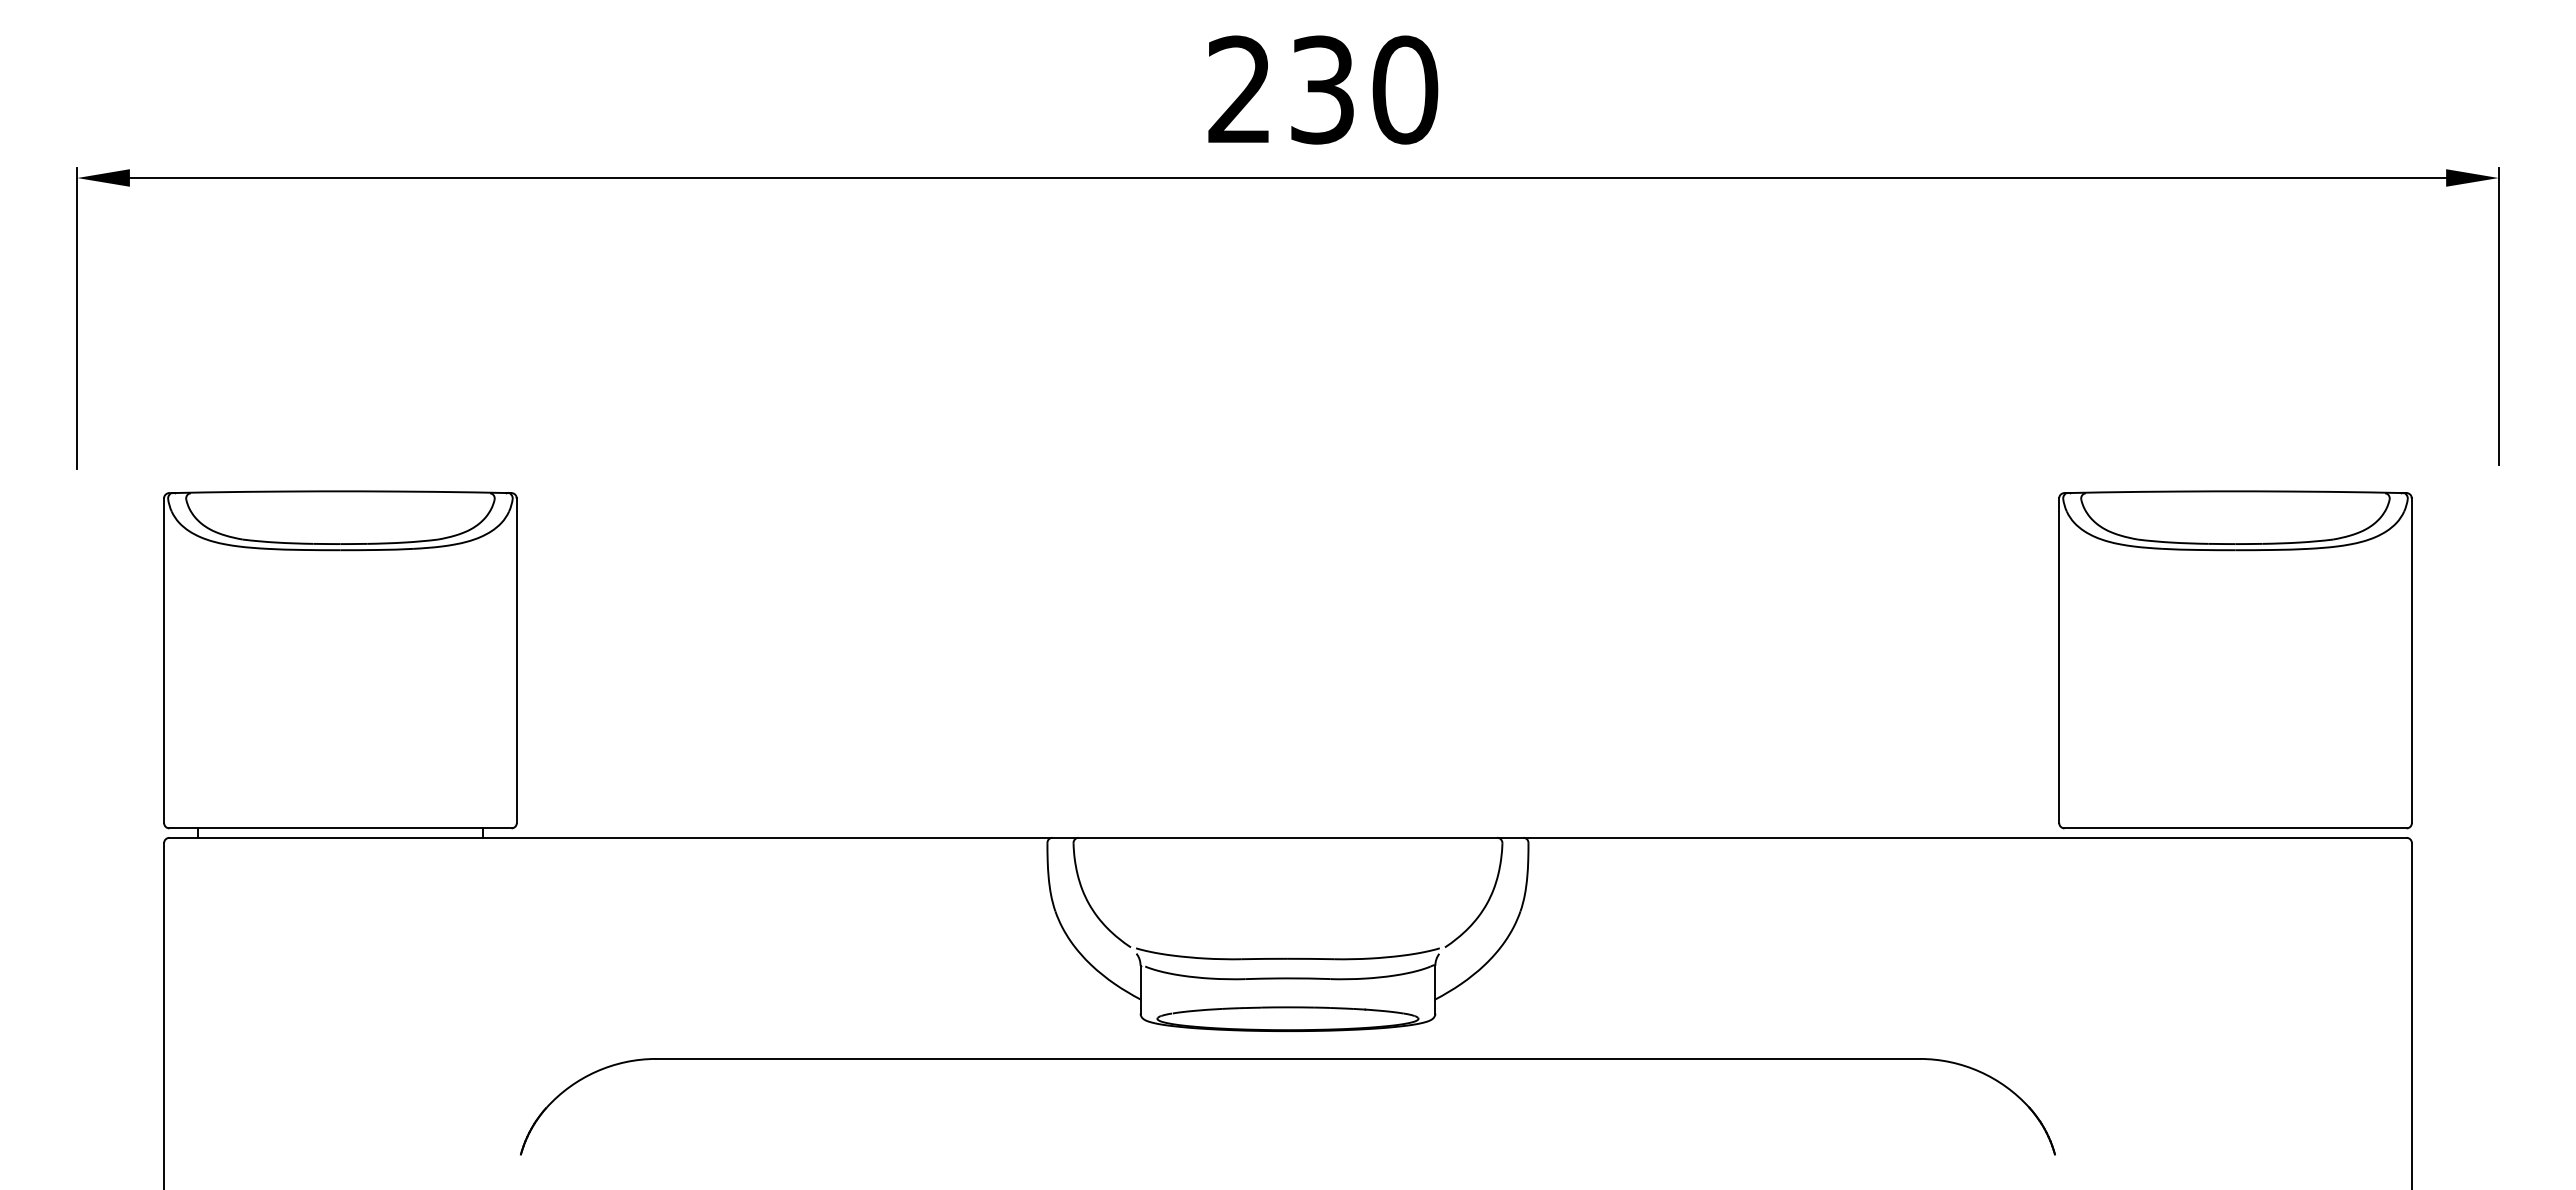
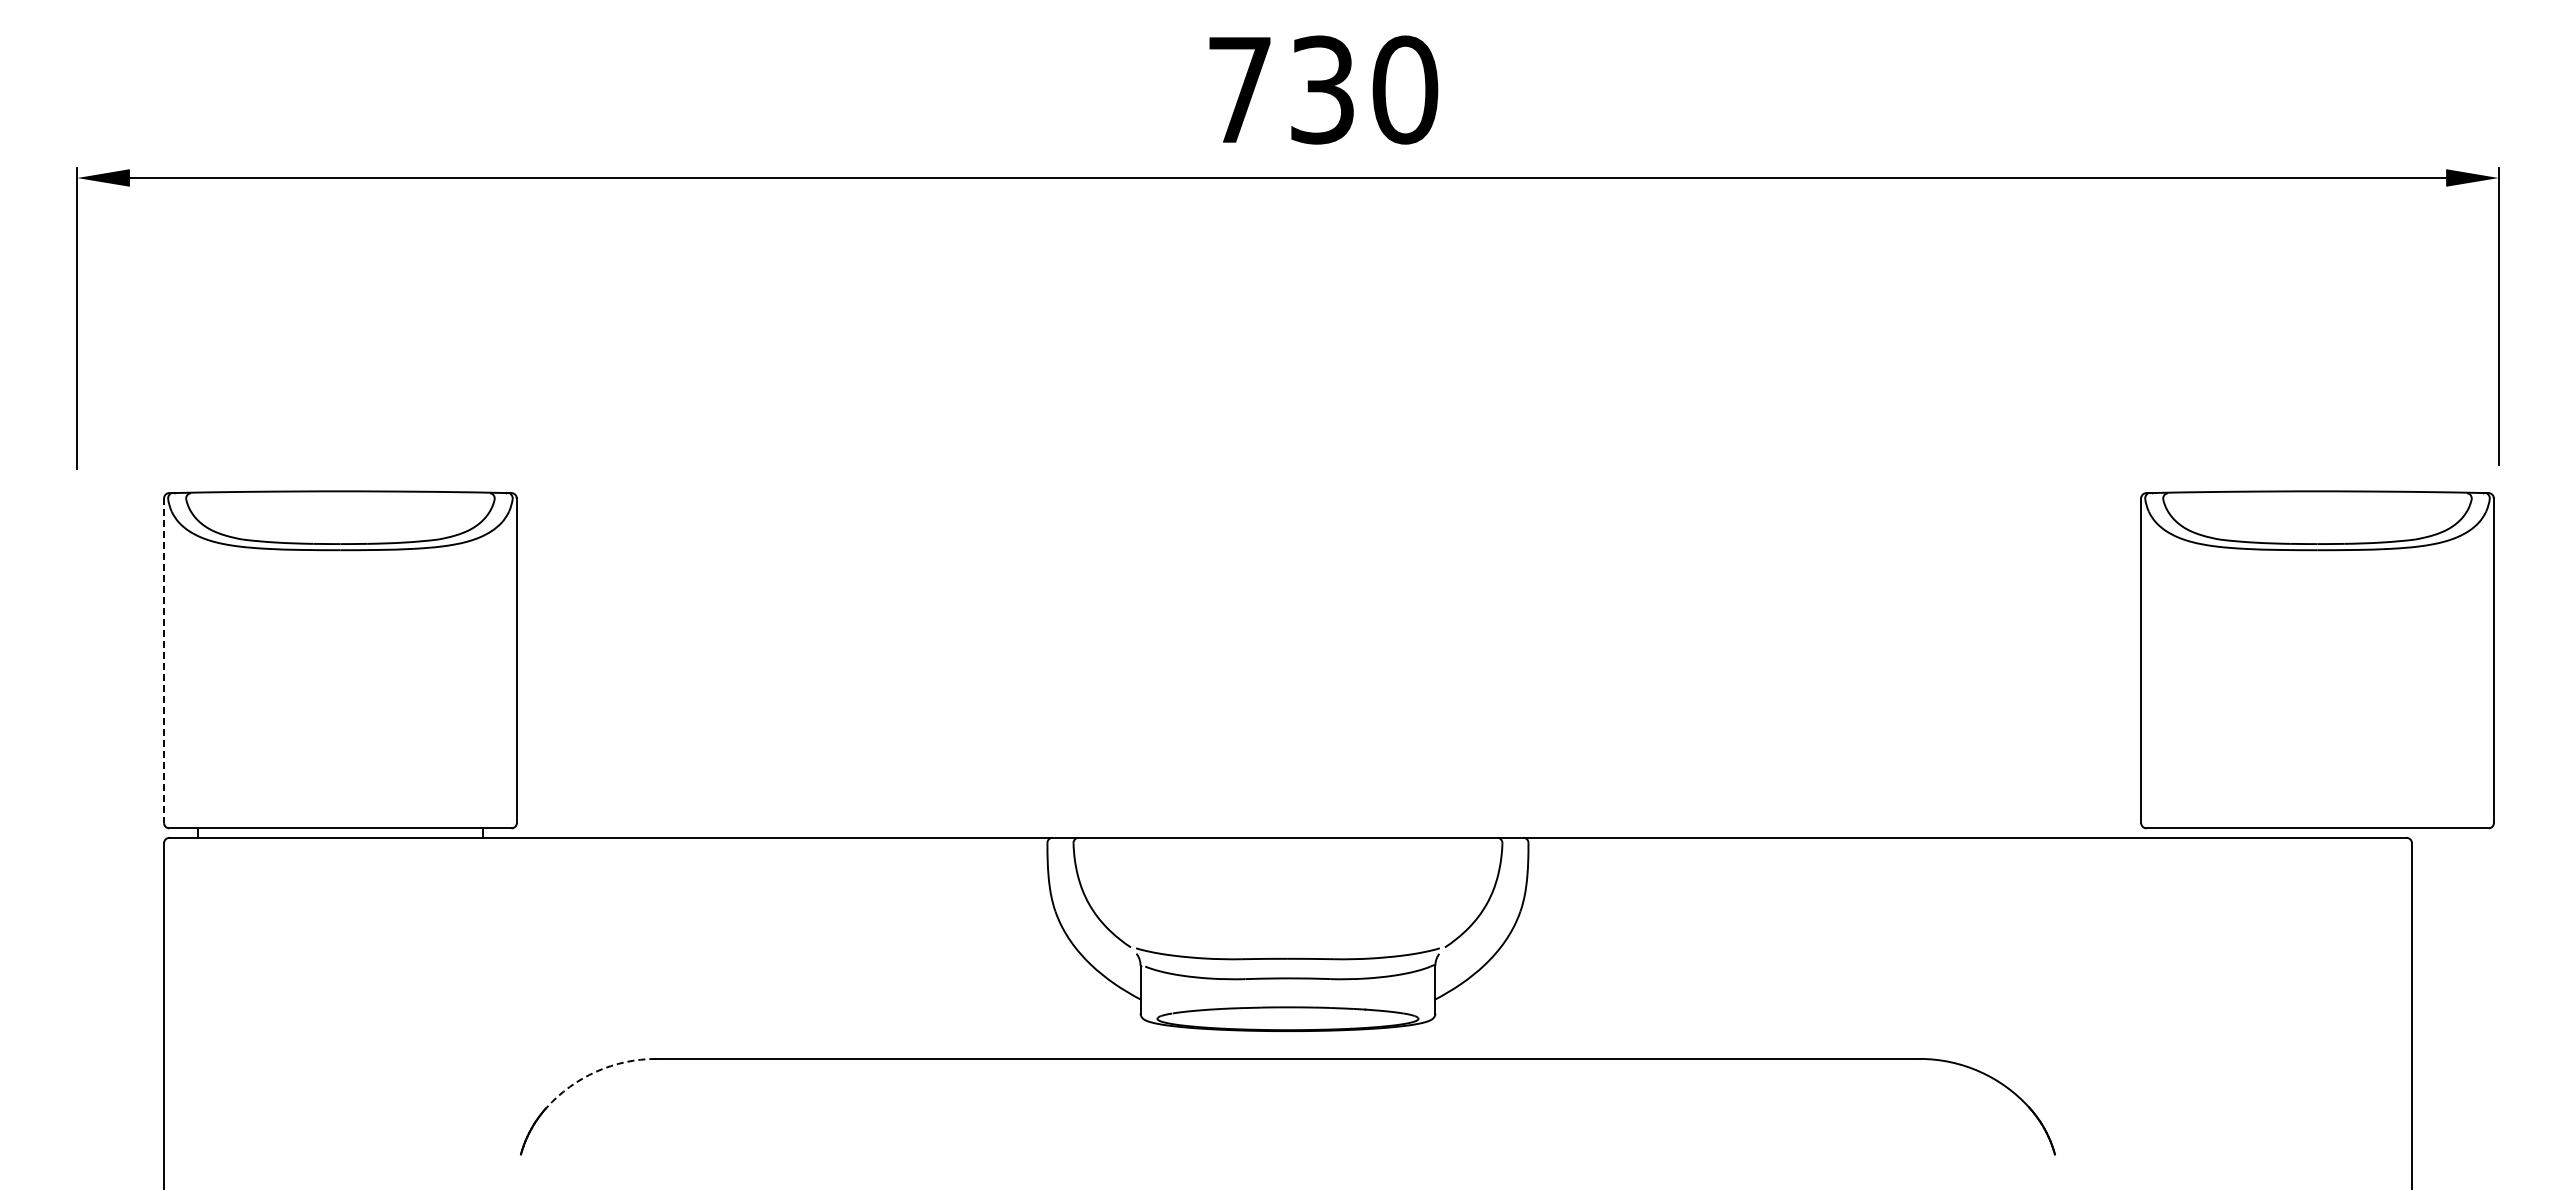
text: 230 -> 730 (1239, 88)
part position: (2235, 659) -> (2317, 659) (2317, 659)
line: solid -> dashed (164, 661)
arc: solid -> dashed (596, 1071)
